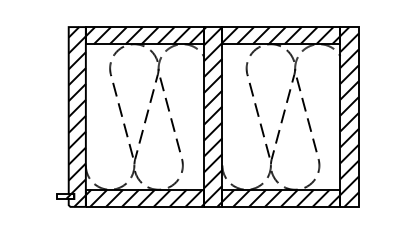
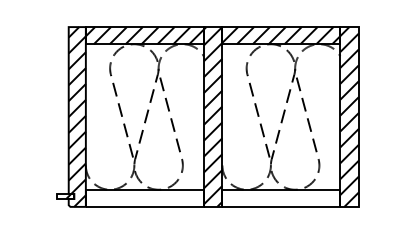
hatch: present -> none (144, 197)
hatch: present -> none (281, 197)
